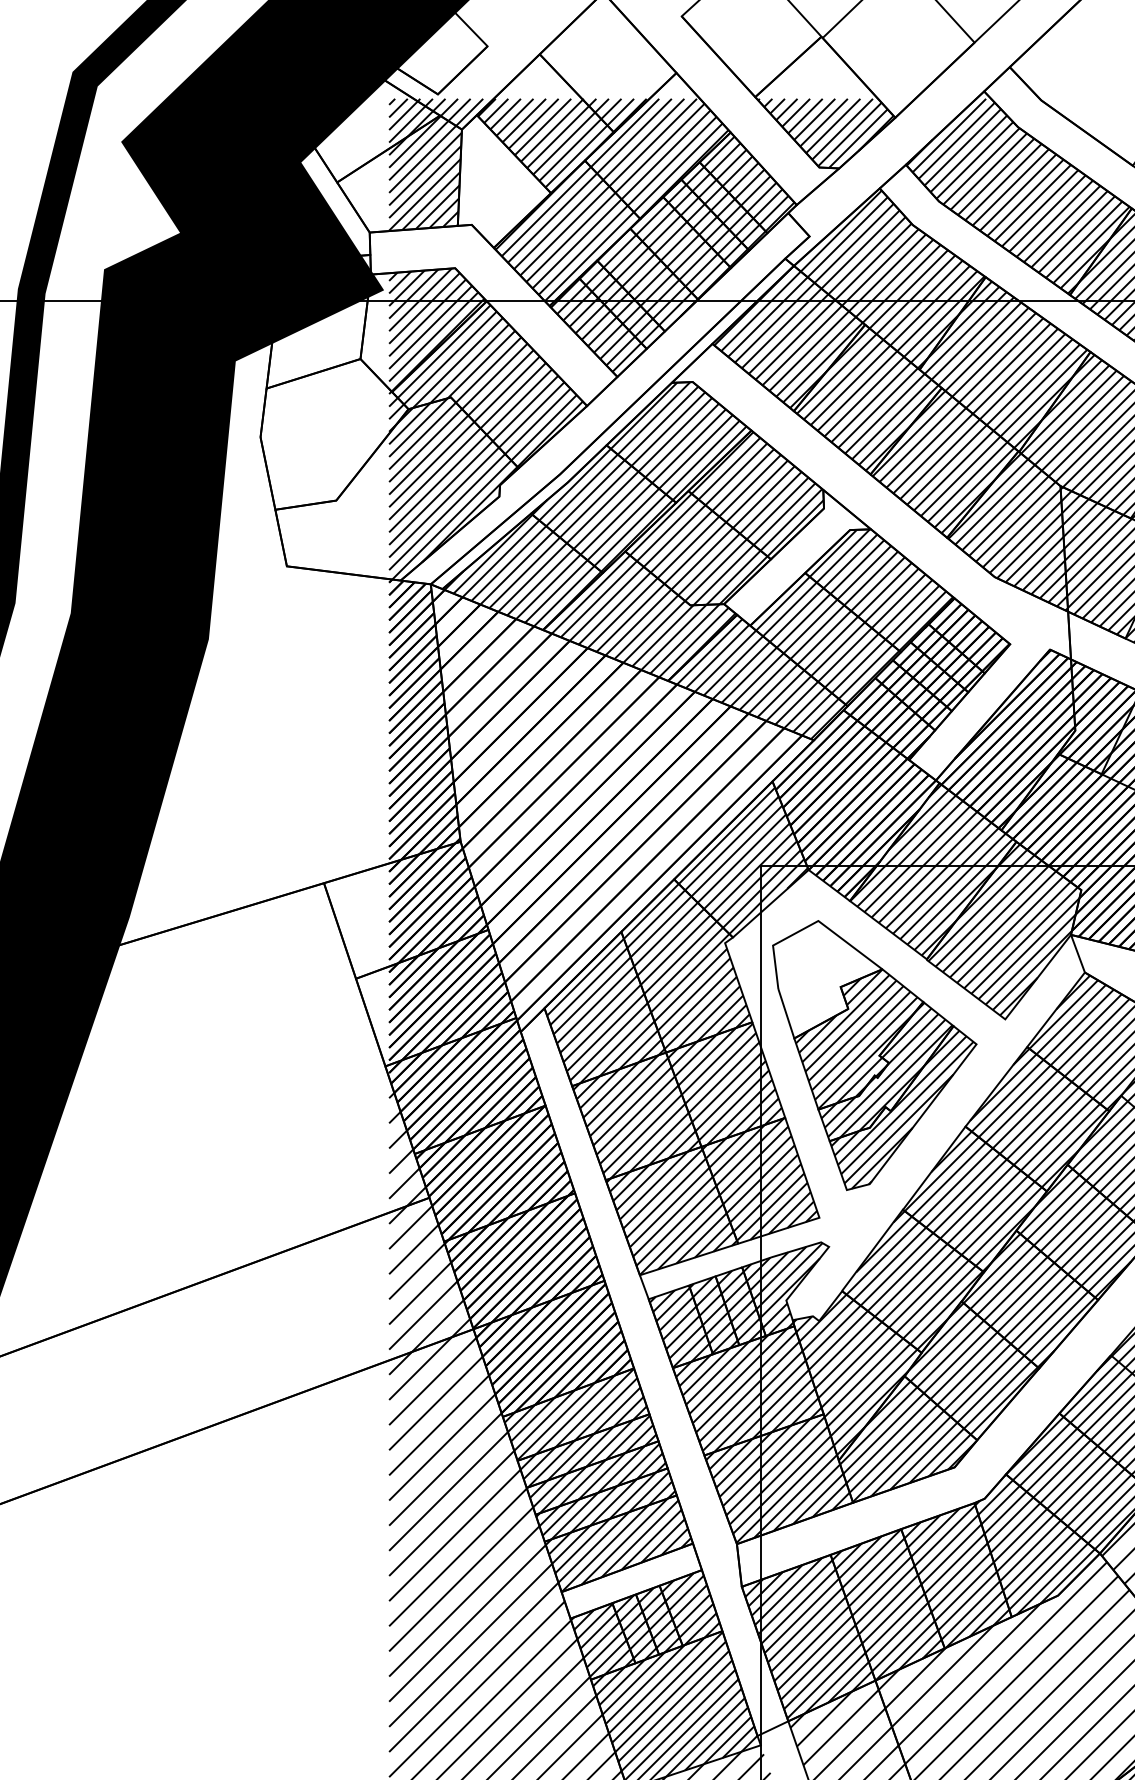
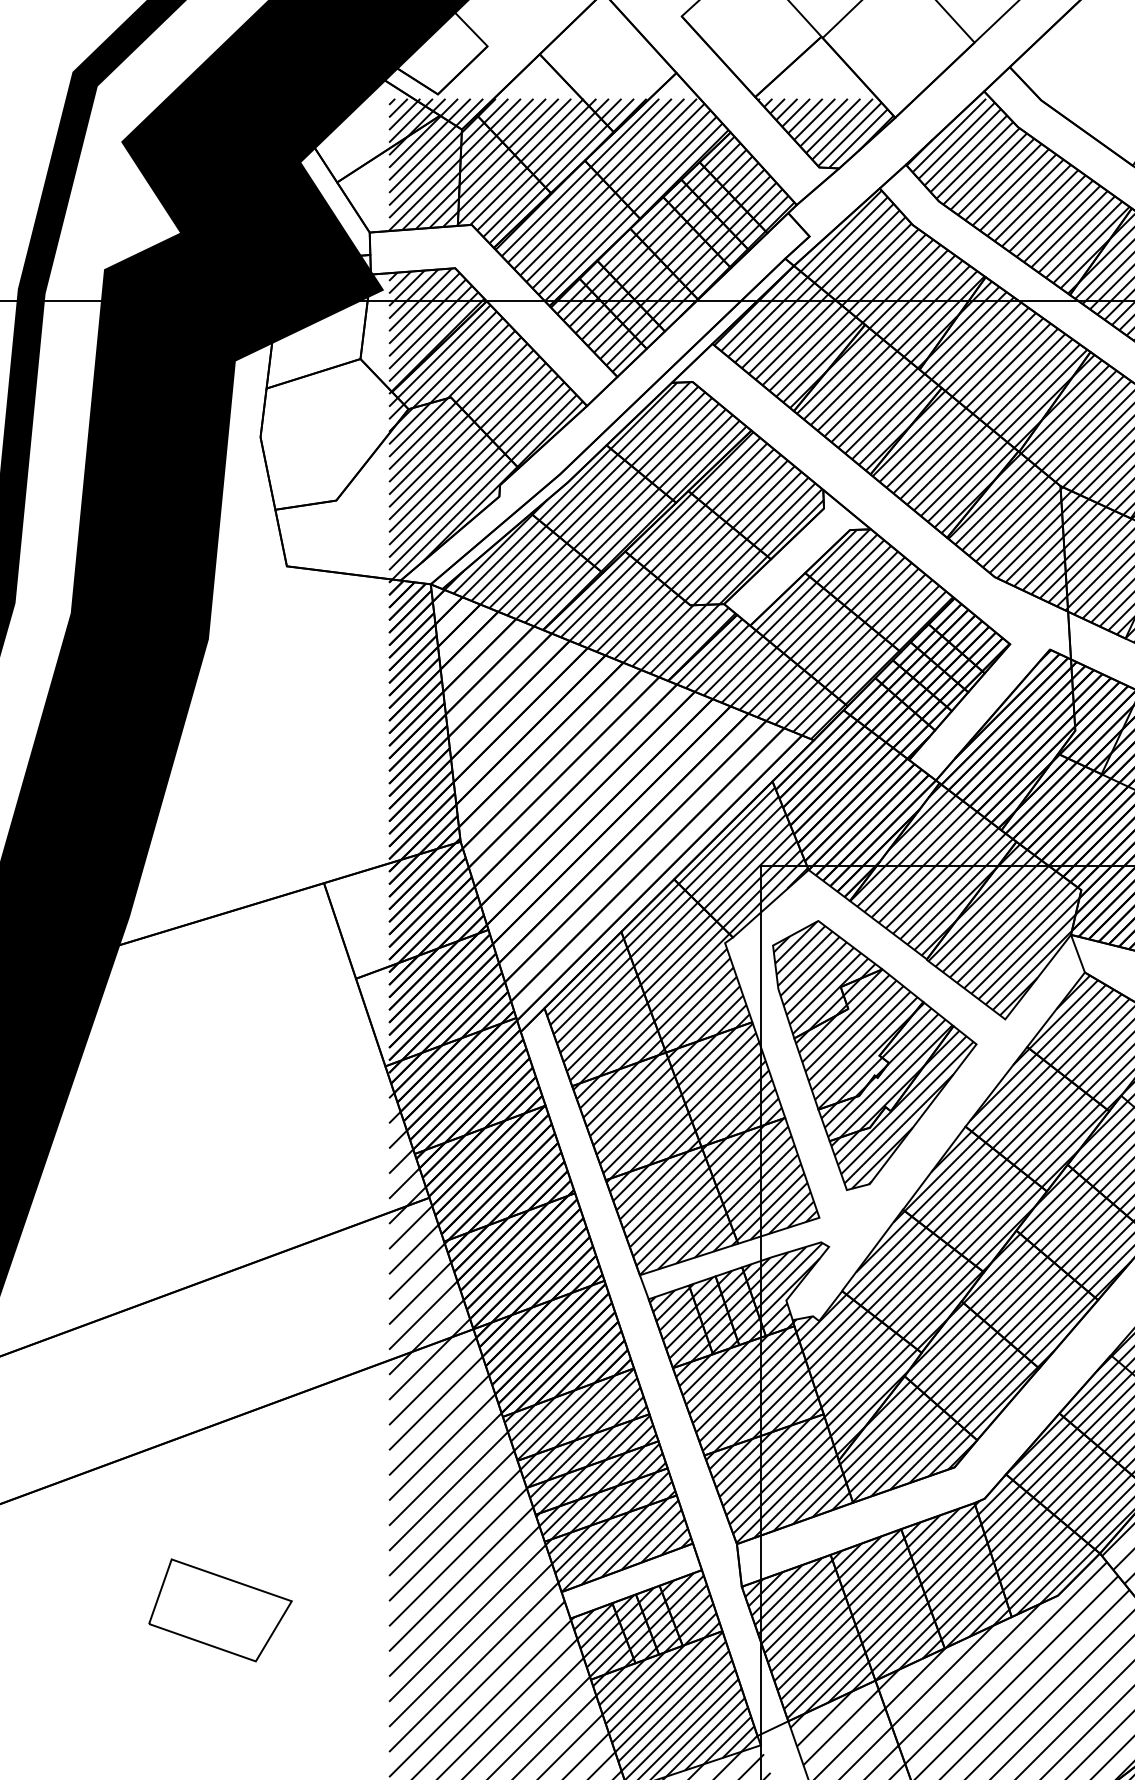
hatch: none -> present (501, 179)
hatch: none -> present (824, 977)
curve: none -> present (231, 1581)
